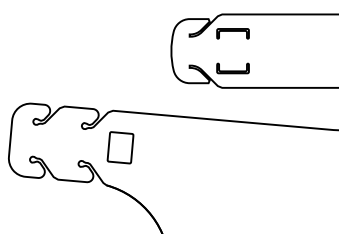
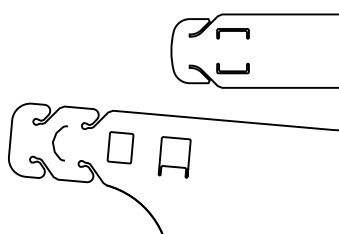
curve: none -> present (54, 144)
curve: none -> present (171, 165)
